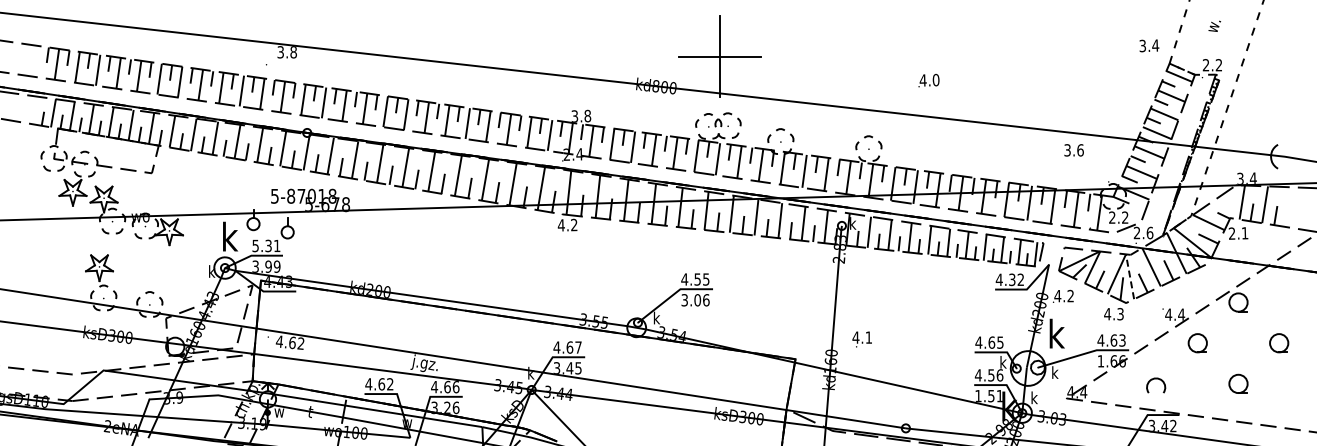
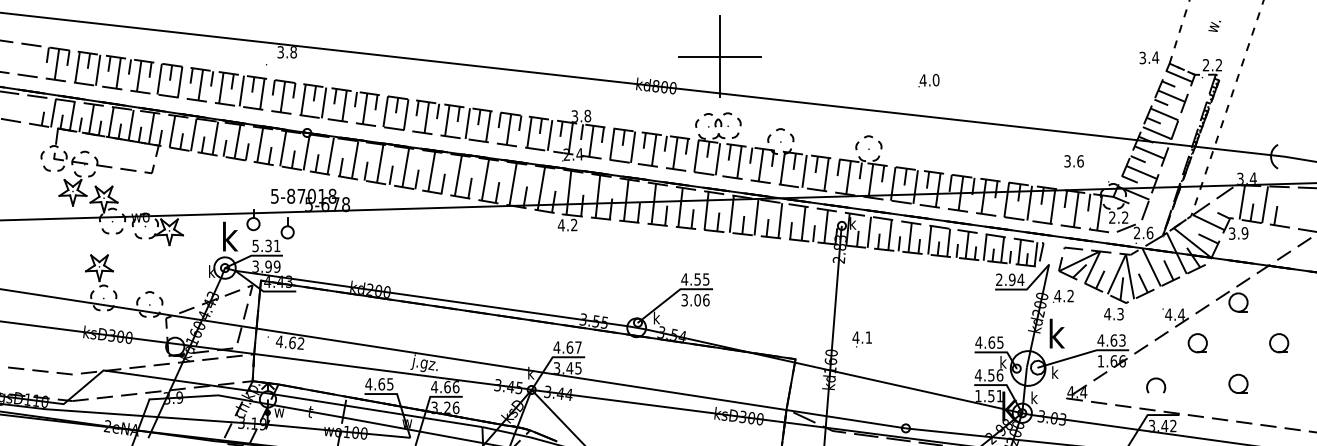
text position: (1149, 45) -> (1149, 57) (1149, 57)
text position: (1073, 150) -> (1073, 161) (1073, 161)
text: 2.1 -> 3.9 (1238, 233)
line: dashed -> solid (1130, 276)
text: 4.32 -> 2.94 (1009, 279)
text: 4.62 -> 4.65 (390, 384)
